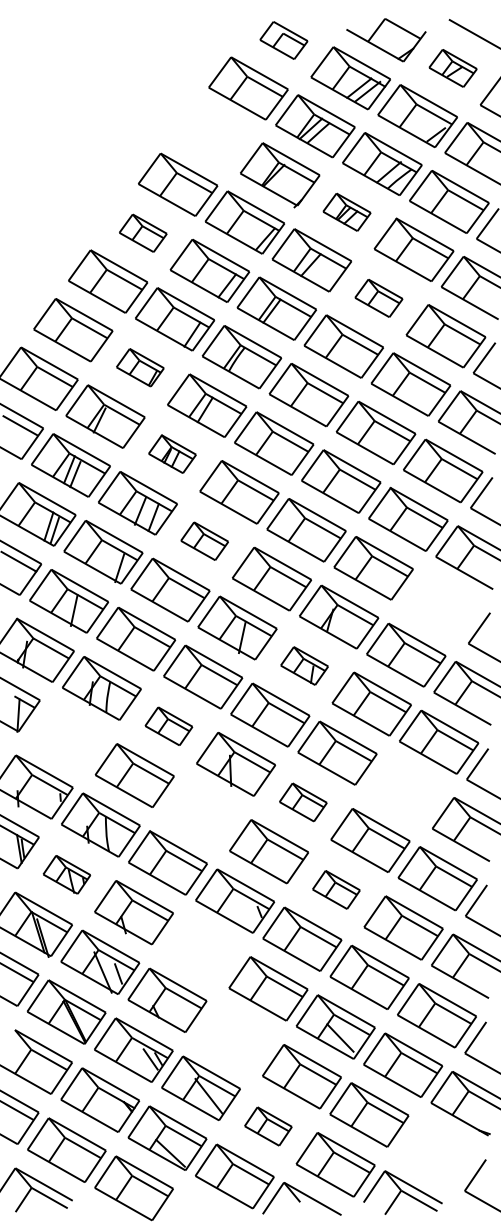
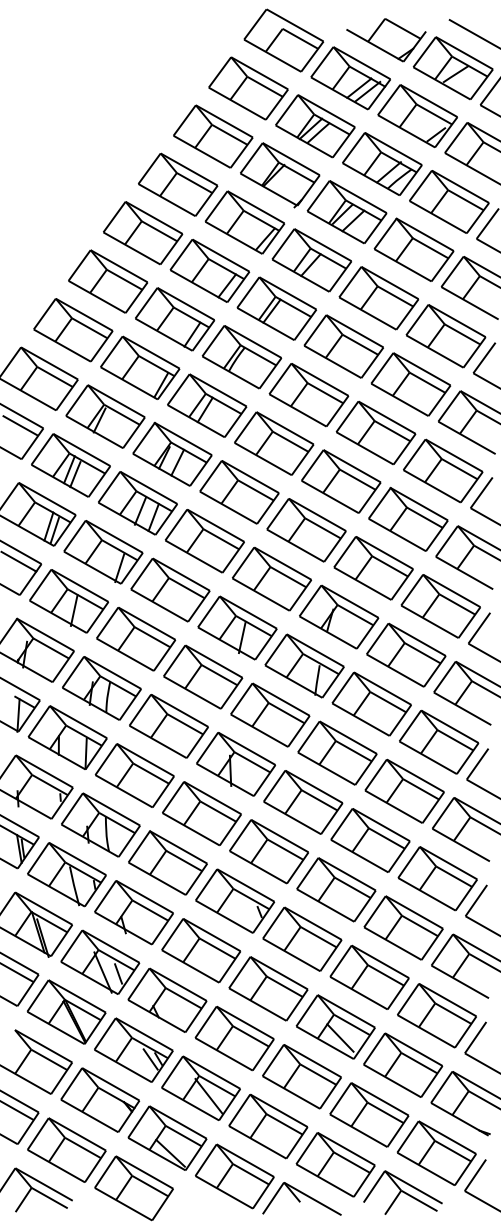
part size: 50x39 px -> 82x65 px (283, 40)
part size: 50x39 px -> 82x65 px (452, 68)
part: none -> present (213, 136)
part size: 50x40 px -> 82x65 px (346, 212)
part size: 49x40 px -> 81x65 px (143, 233)
part size: 50x39 px -> 82x65 px (378, 298)
part size: 49x40 px -> 81x65 px (140, 367)
part size: 49x40 px -> 81x66 px (172, 453)
part size: 49x40 px -> 81x65 px (204, 541)
part: none -> present (440, 606)
part size: 49x40 px -> 81x66 px (304, 665)
part size: 50x40 px -> 80x65 px (168, 726)
part: none -> present (67, 737)
part: none -> present (404, 790)
part size: 49x41 px -> 81x65 px (303, 802)
part: none -> present (201, 813)
part size: 50x40 px -> 80x66 px (66, 874)
part size: 49x40 px -> 81x66 px (336, 889)
part: none -> present (201, 950)
part: none -> present (234, 1038)
part size: 49x41 px -> 81x67 px (268, 1126)
part: none -> present (436, 1152)
